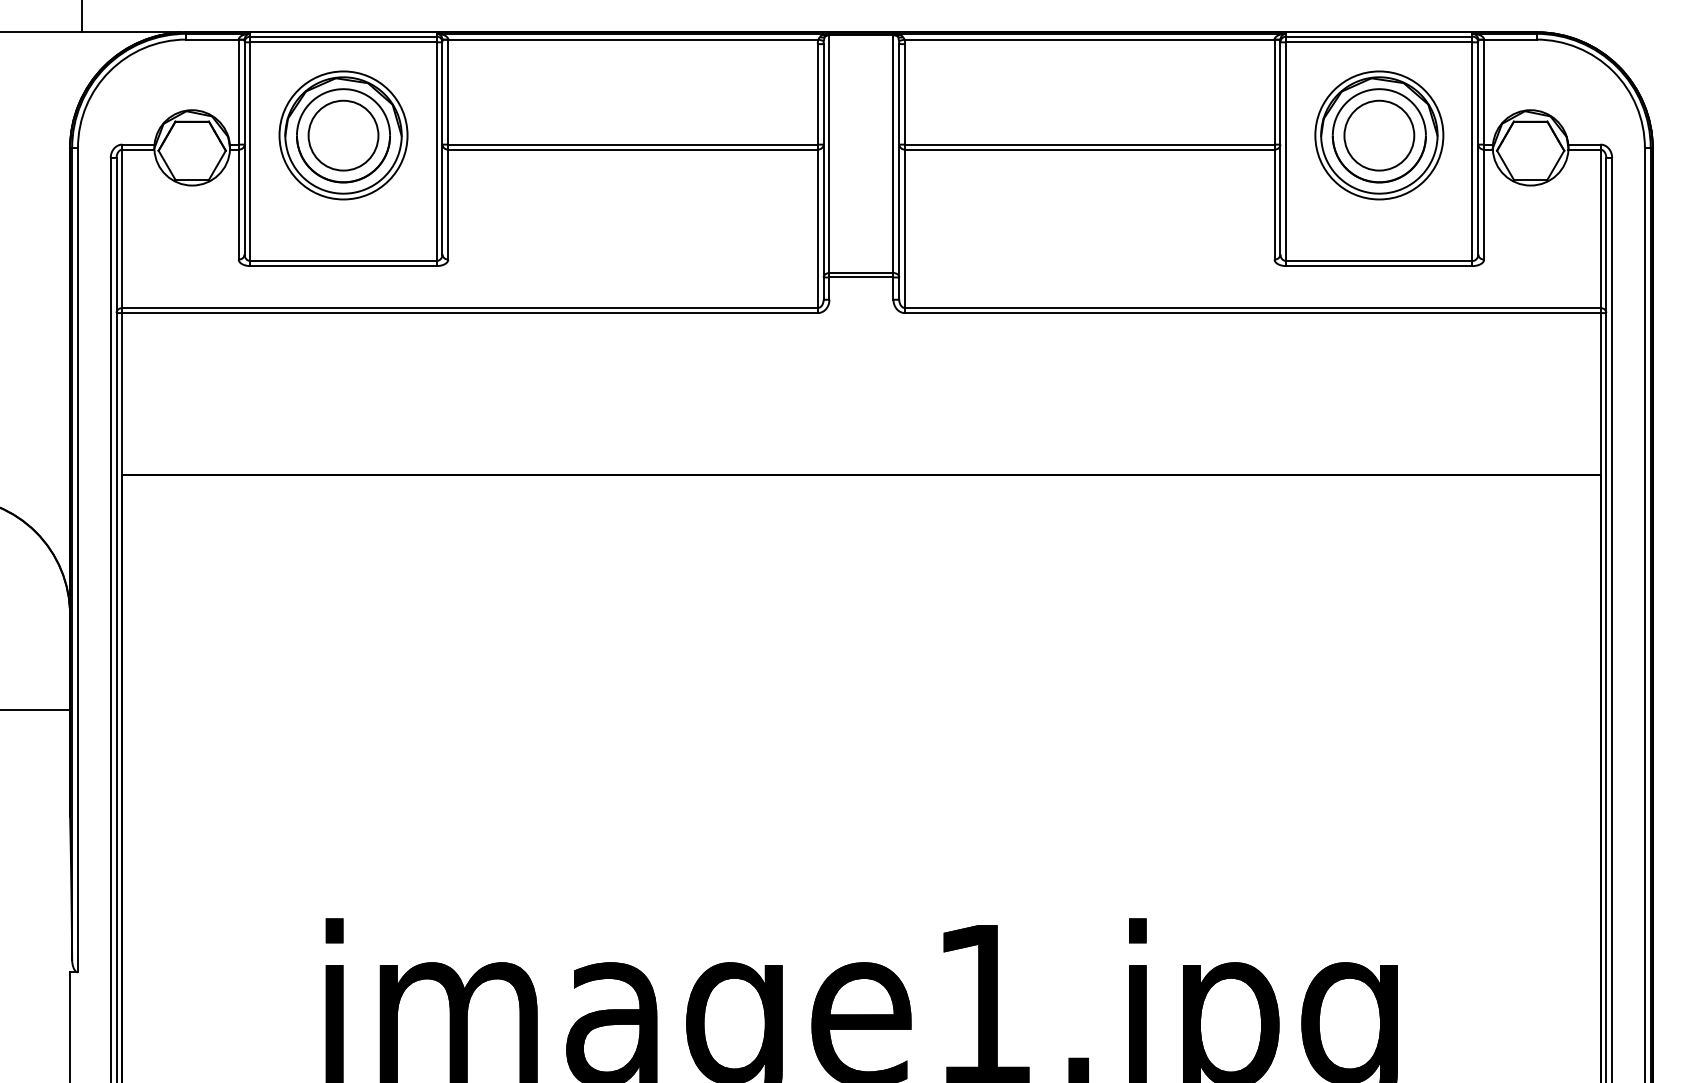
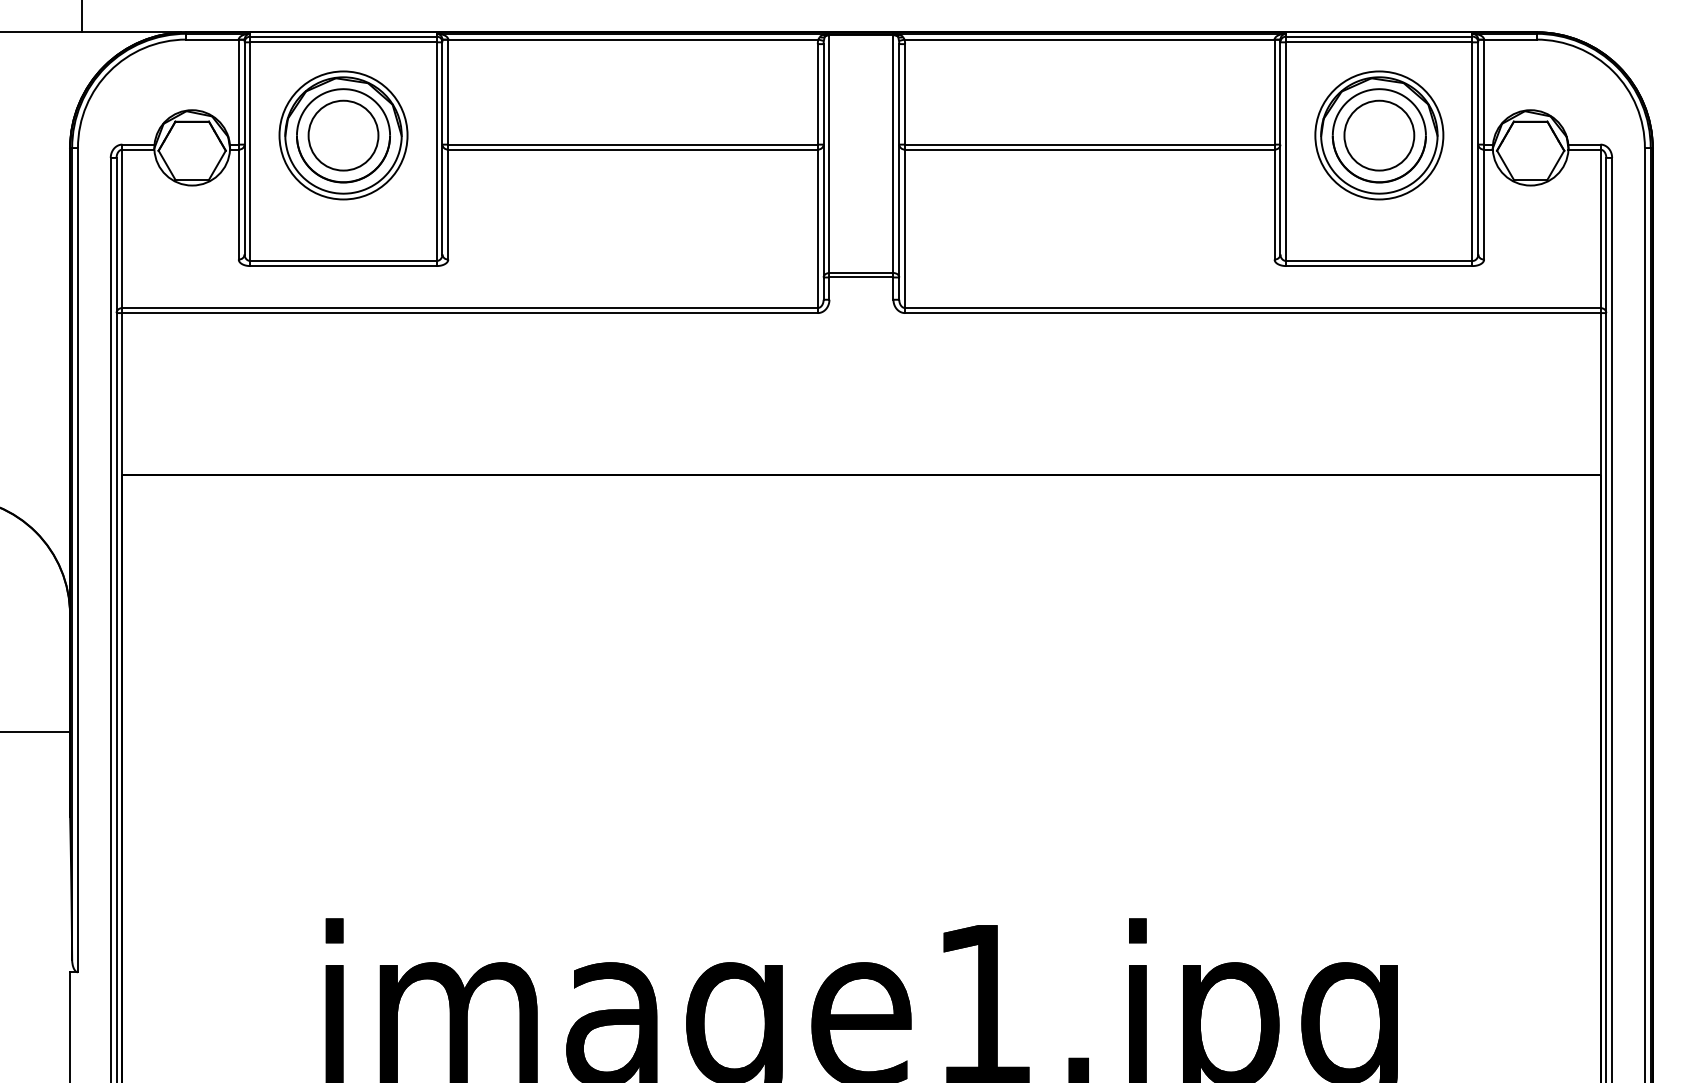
line position: (36, 709) -> (36, 731) (36, 731)
